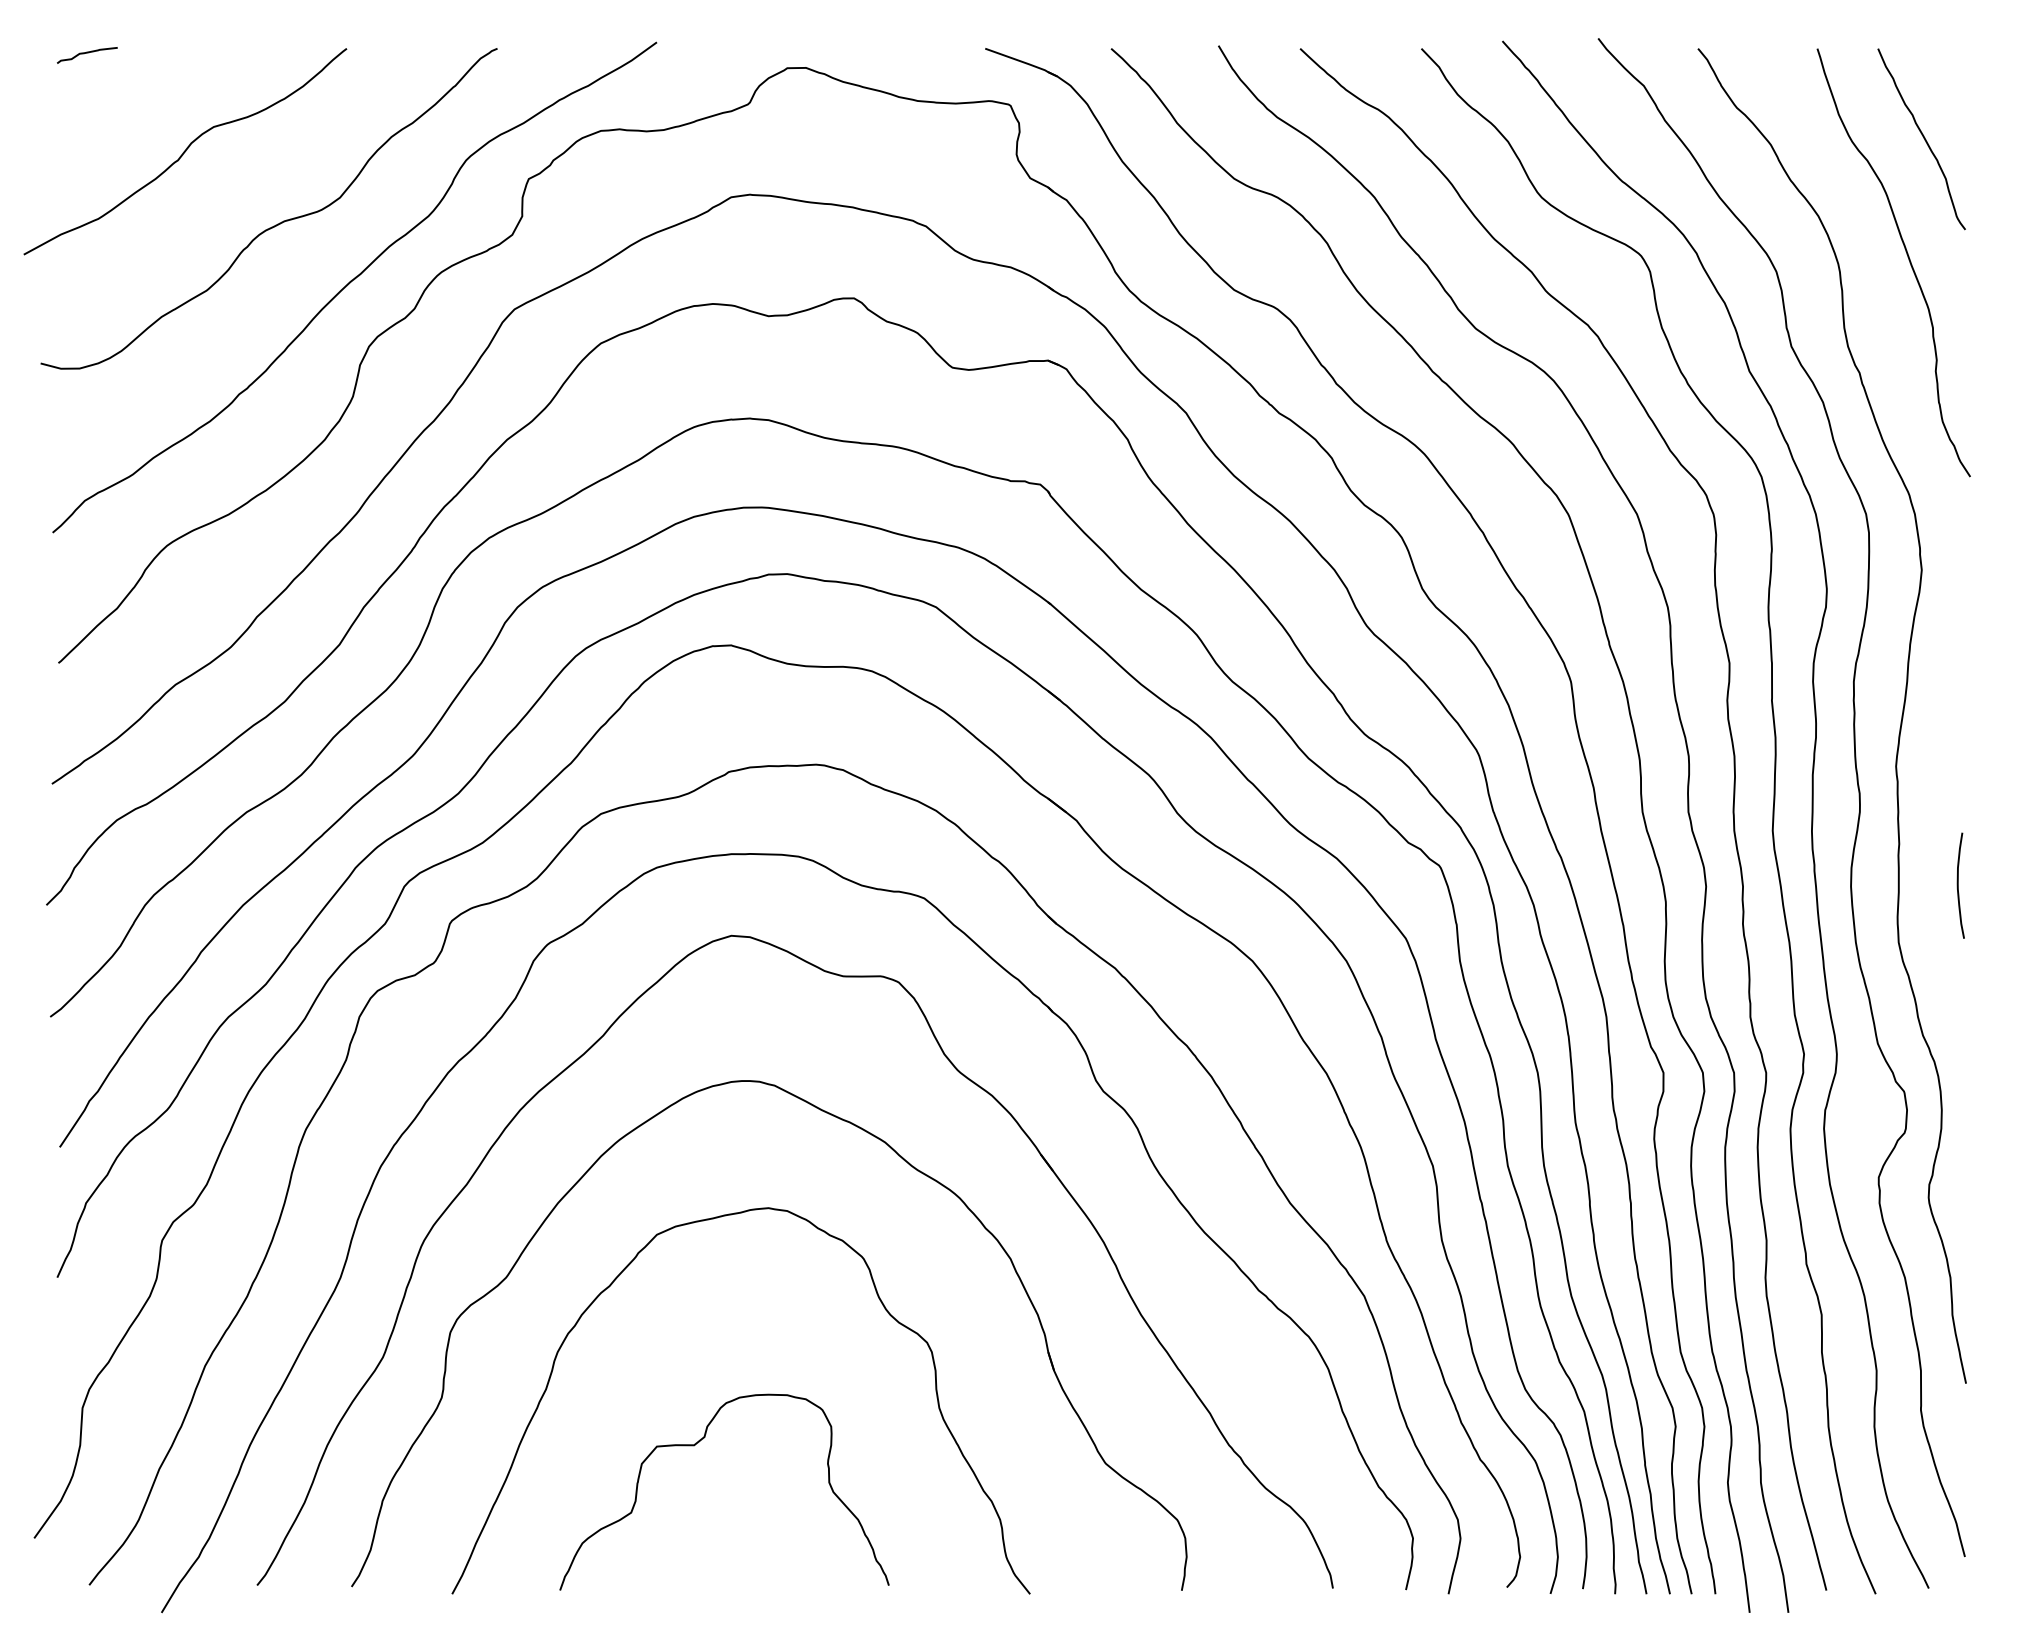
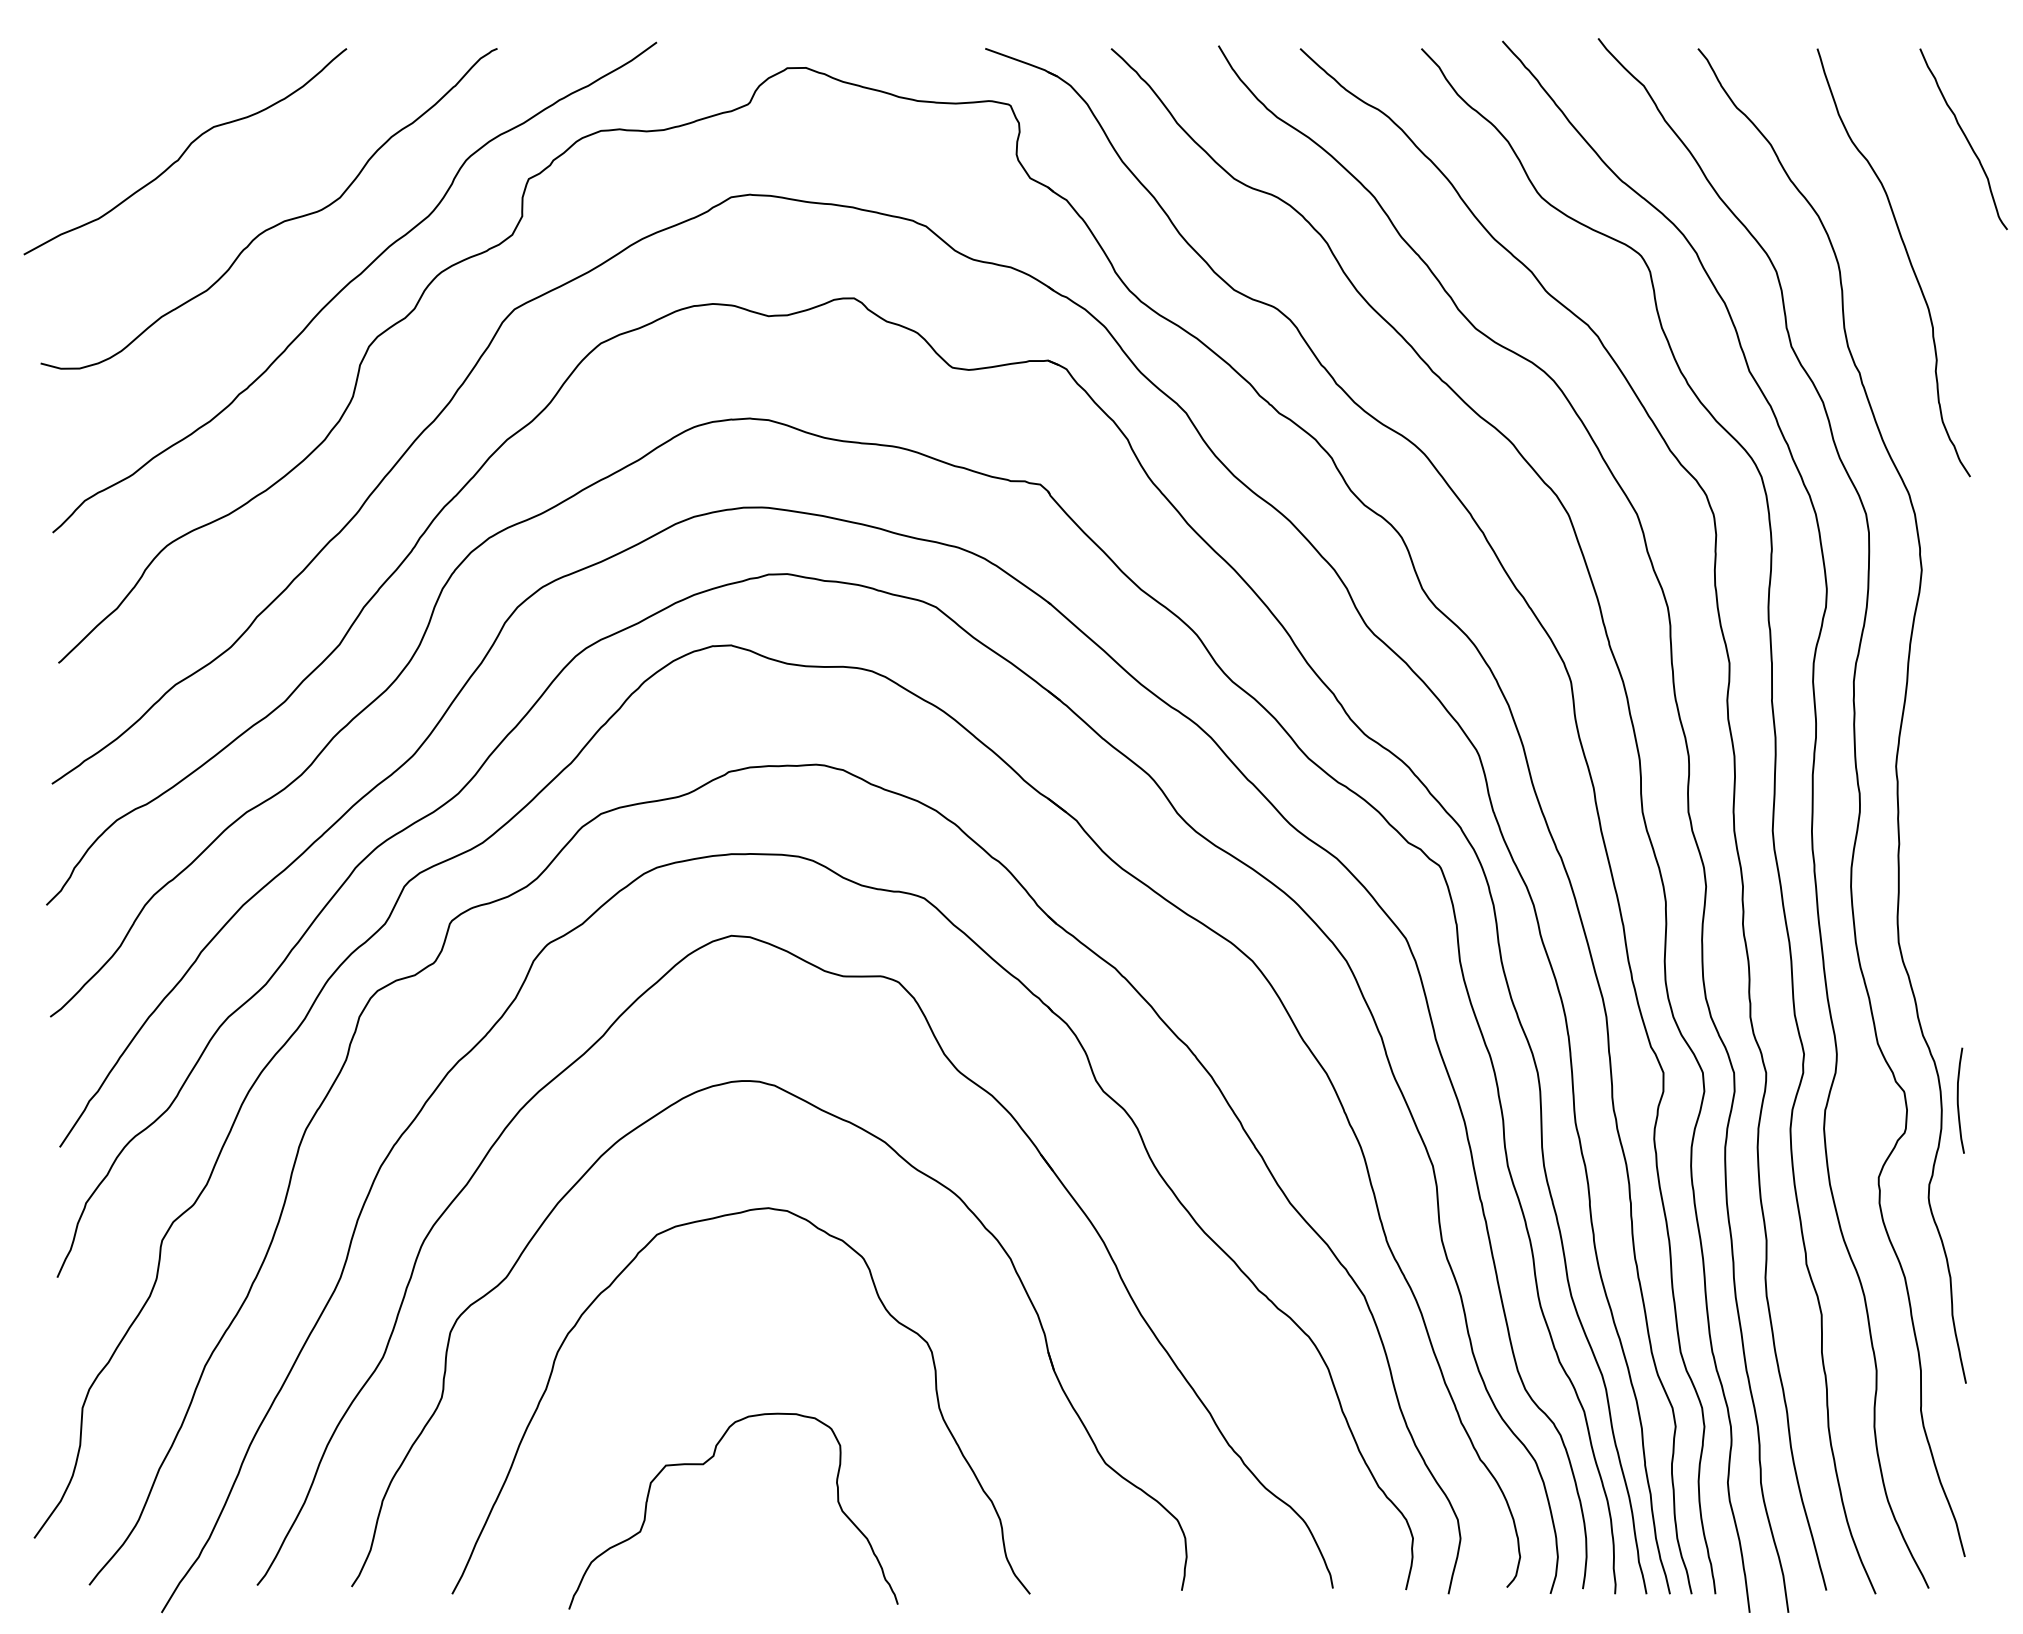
curve: present -> none (87, 53)
curve position: (1923, 138) -> (1965, 138) (1965, 138)
curve position: (1958, 885) -> (1958, 1100) (1958, 1100)
curve position: (694, 1446) -> (703, 1465) (703, 1465)
